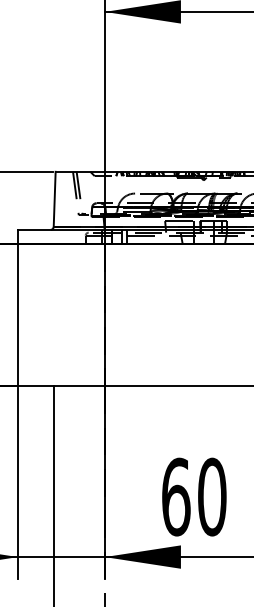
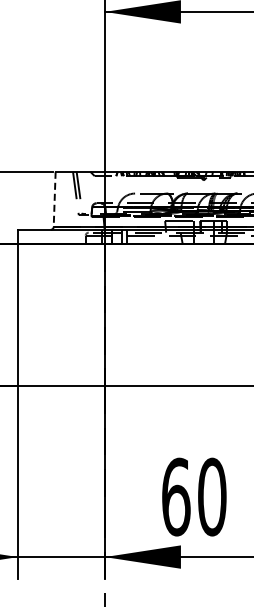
line: solid -> dashed (54, 199)
line: present -> none (54, 494)
